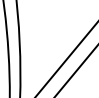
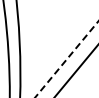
line: solid -> dashed (67, 59)
